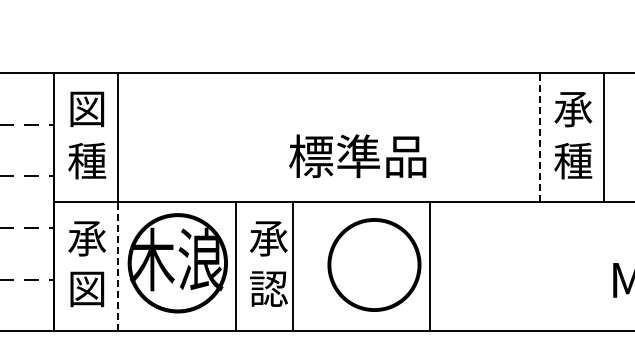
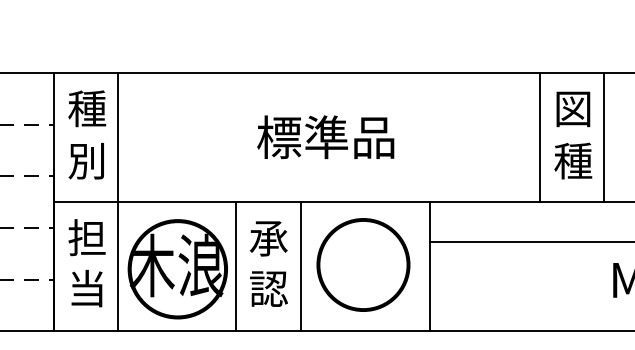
text: 図 -> 種 (87, 108)
text: 承 -> 図 (573, 109)
line: dashed -> solid (539, 137)
text position: (357, 156) -> (325, 137) (325, 137)
text: 種 -> 別 (87, 160)
text: 承 -> 担 (87, 237)
line: none -> present (530, 241)
part position: (177, 263) -> (177, 269) (177, 269)
part position: (374, 264) -> (363, 264) (363, 264)
line: dashed -> solid (118, 266)
line position: (292, 266) -> (300, 266) (300, 266)
text: 図 -> 当 (87, 288)
